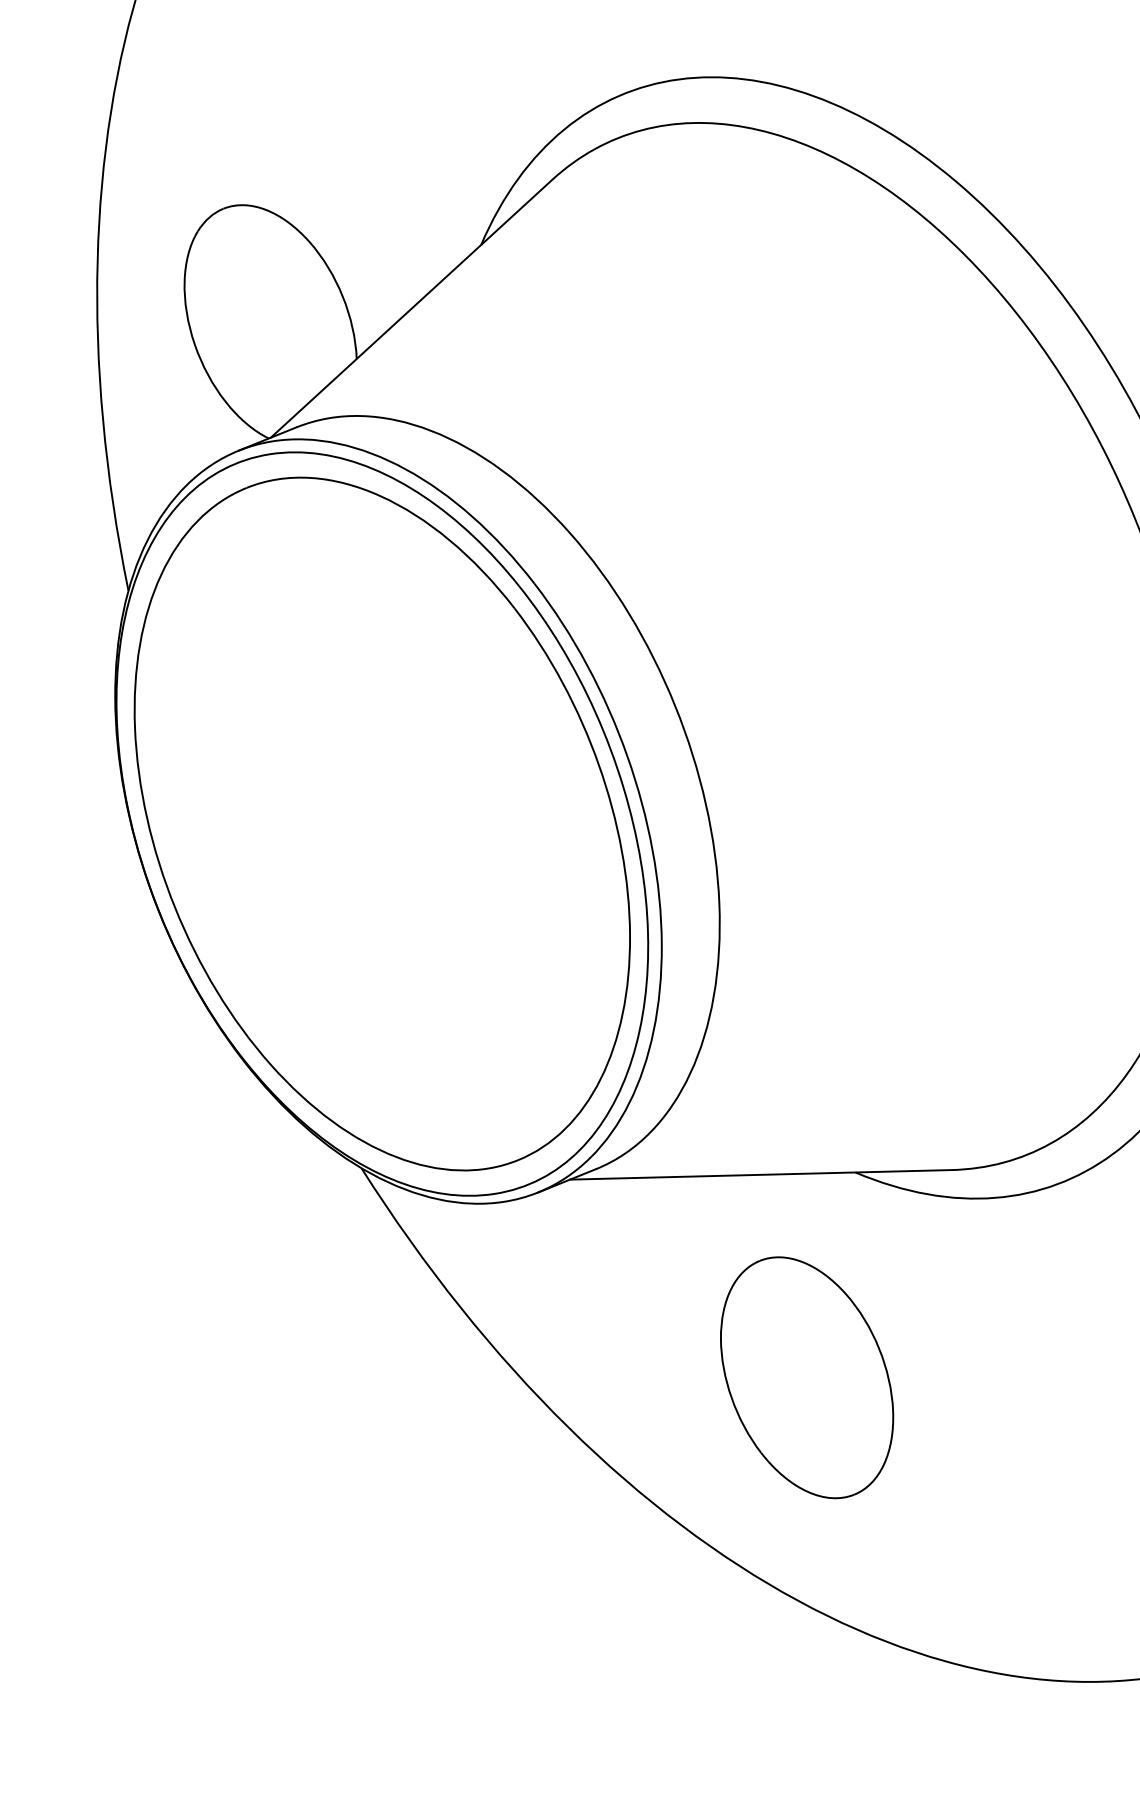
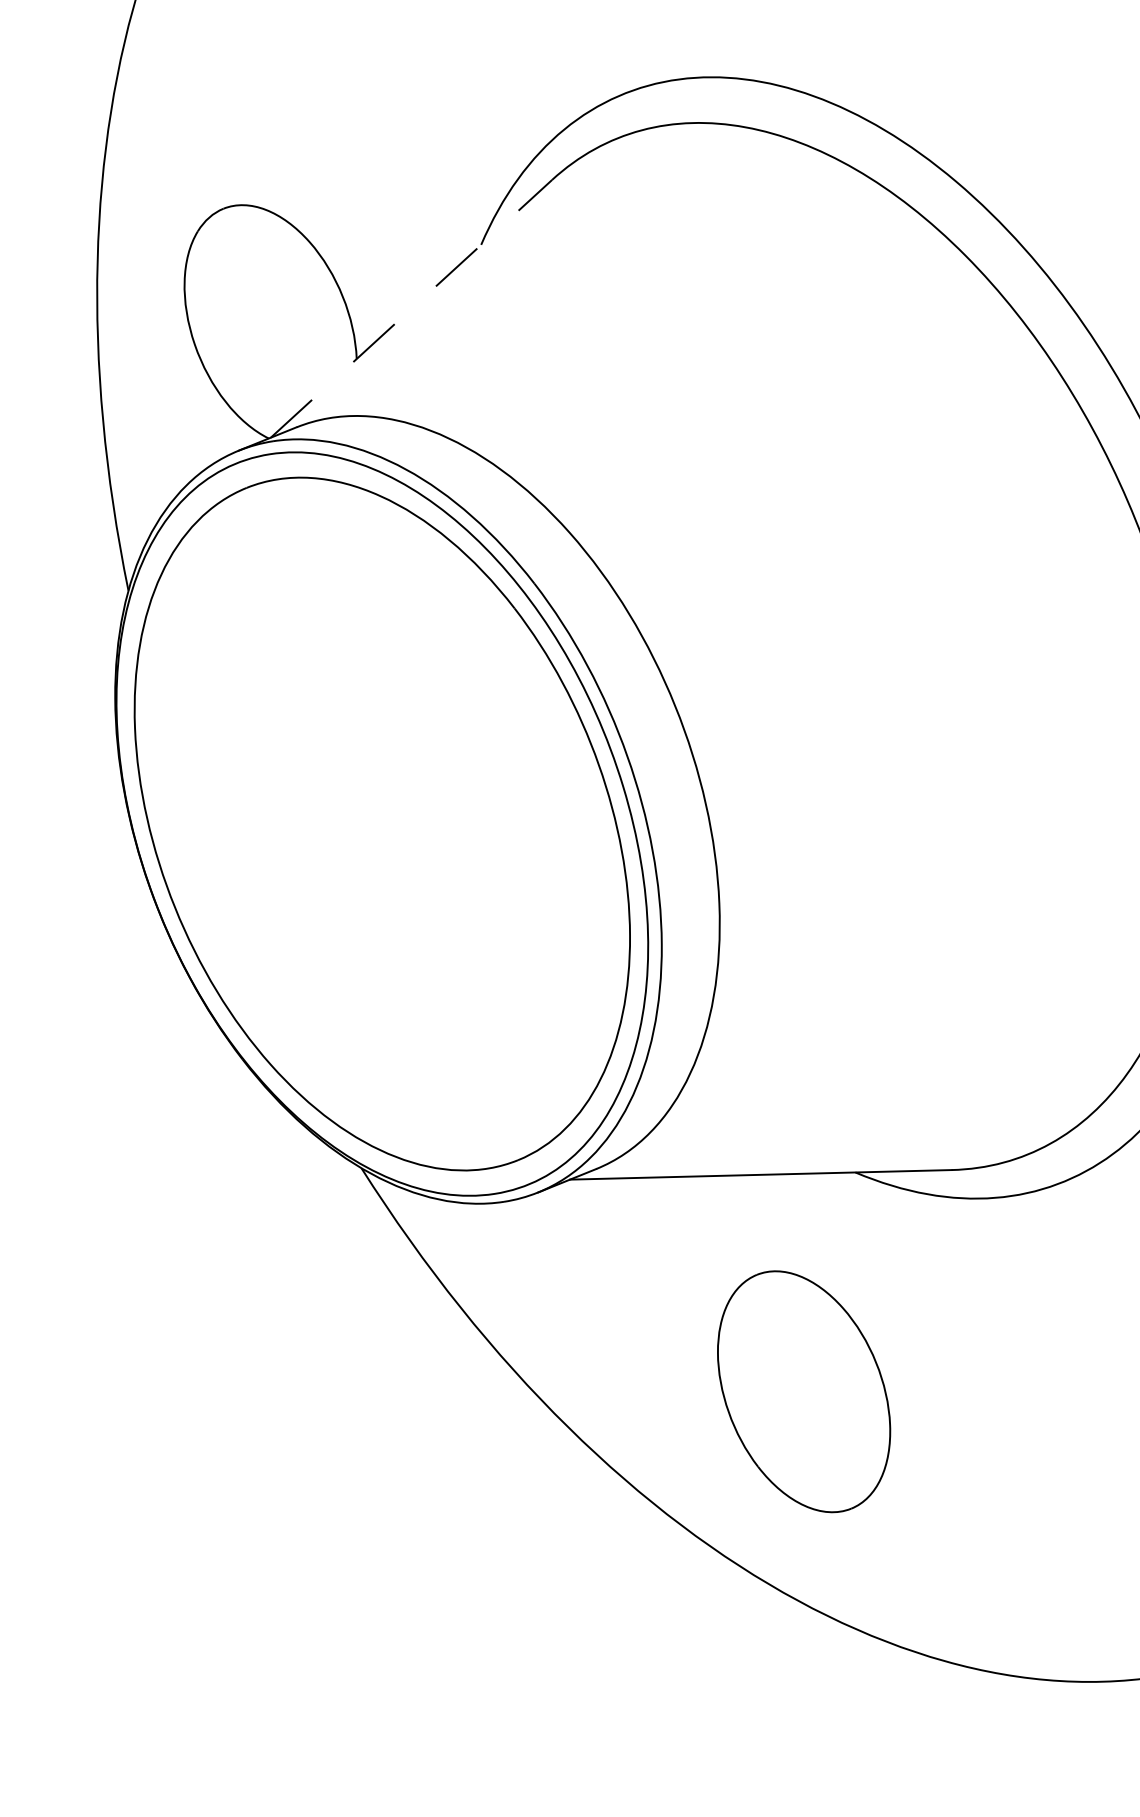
line: solid -> dashed (411, 308)
part position: (807, 1377) -> (804, 1391) (804, 1391)
